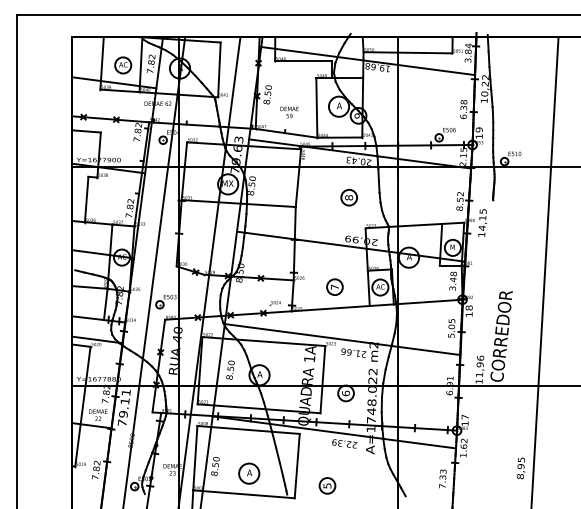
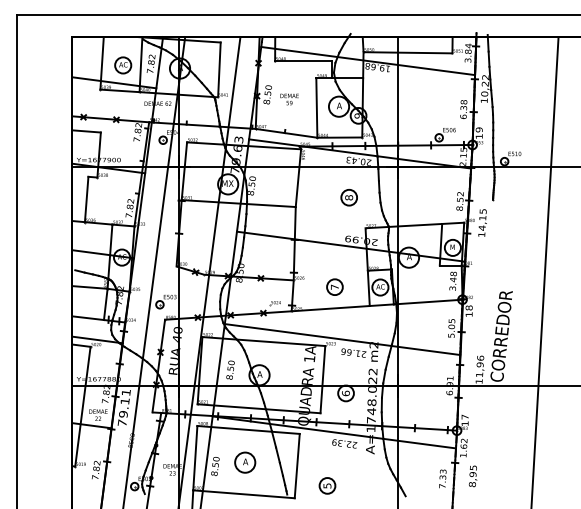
text position: (289, 112) -> (289, 99) (289, 99)
text position: (520, 468) -> (472, 476) (472, 476)
part position: (249, 473) -> (245, 462) (245, 462)
